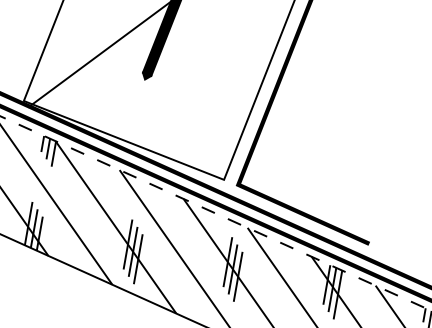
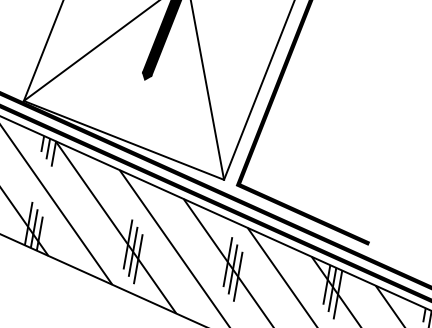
line position: (99, 54) -> (90, 51) (90, 51)
line: none -> present (207, 90)
line: dashed -> solid (215, 213)
